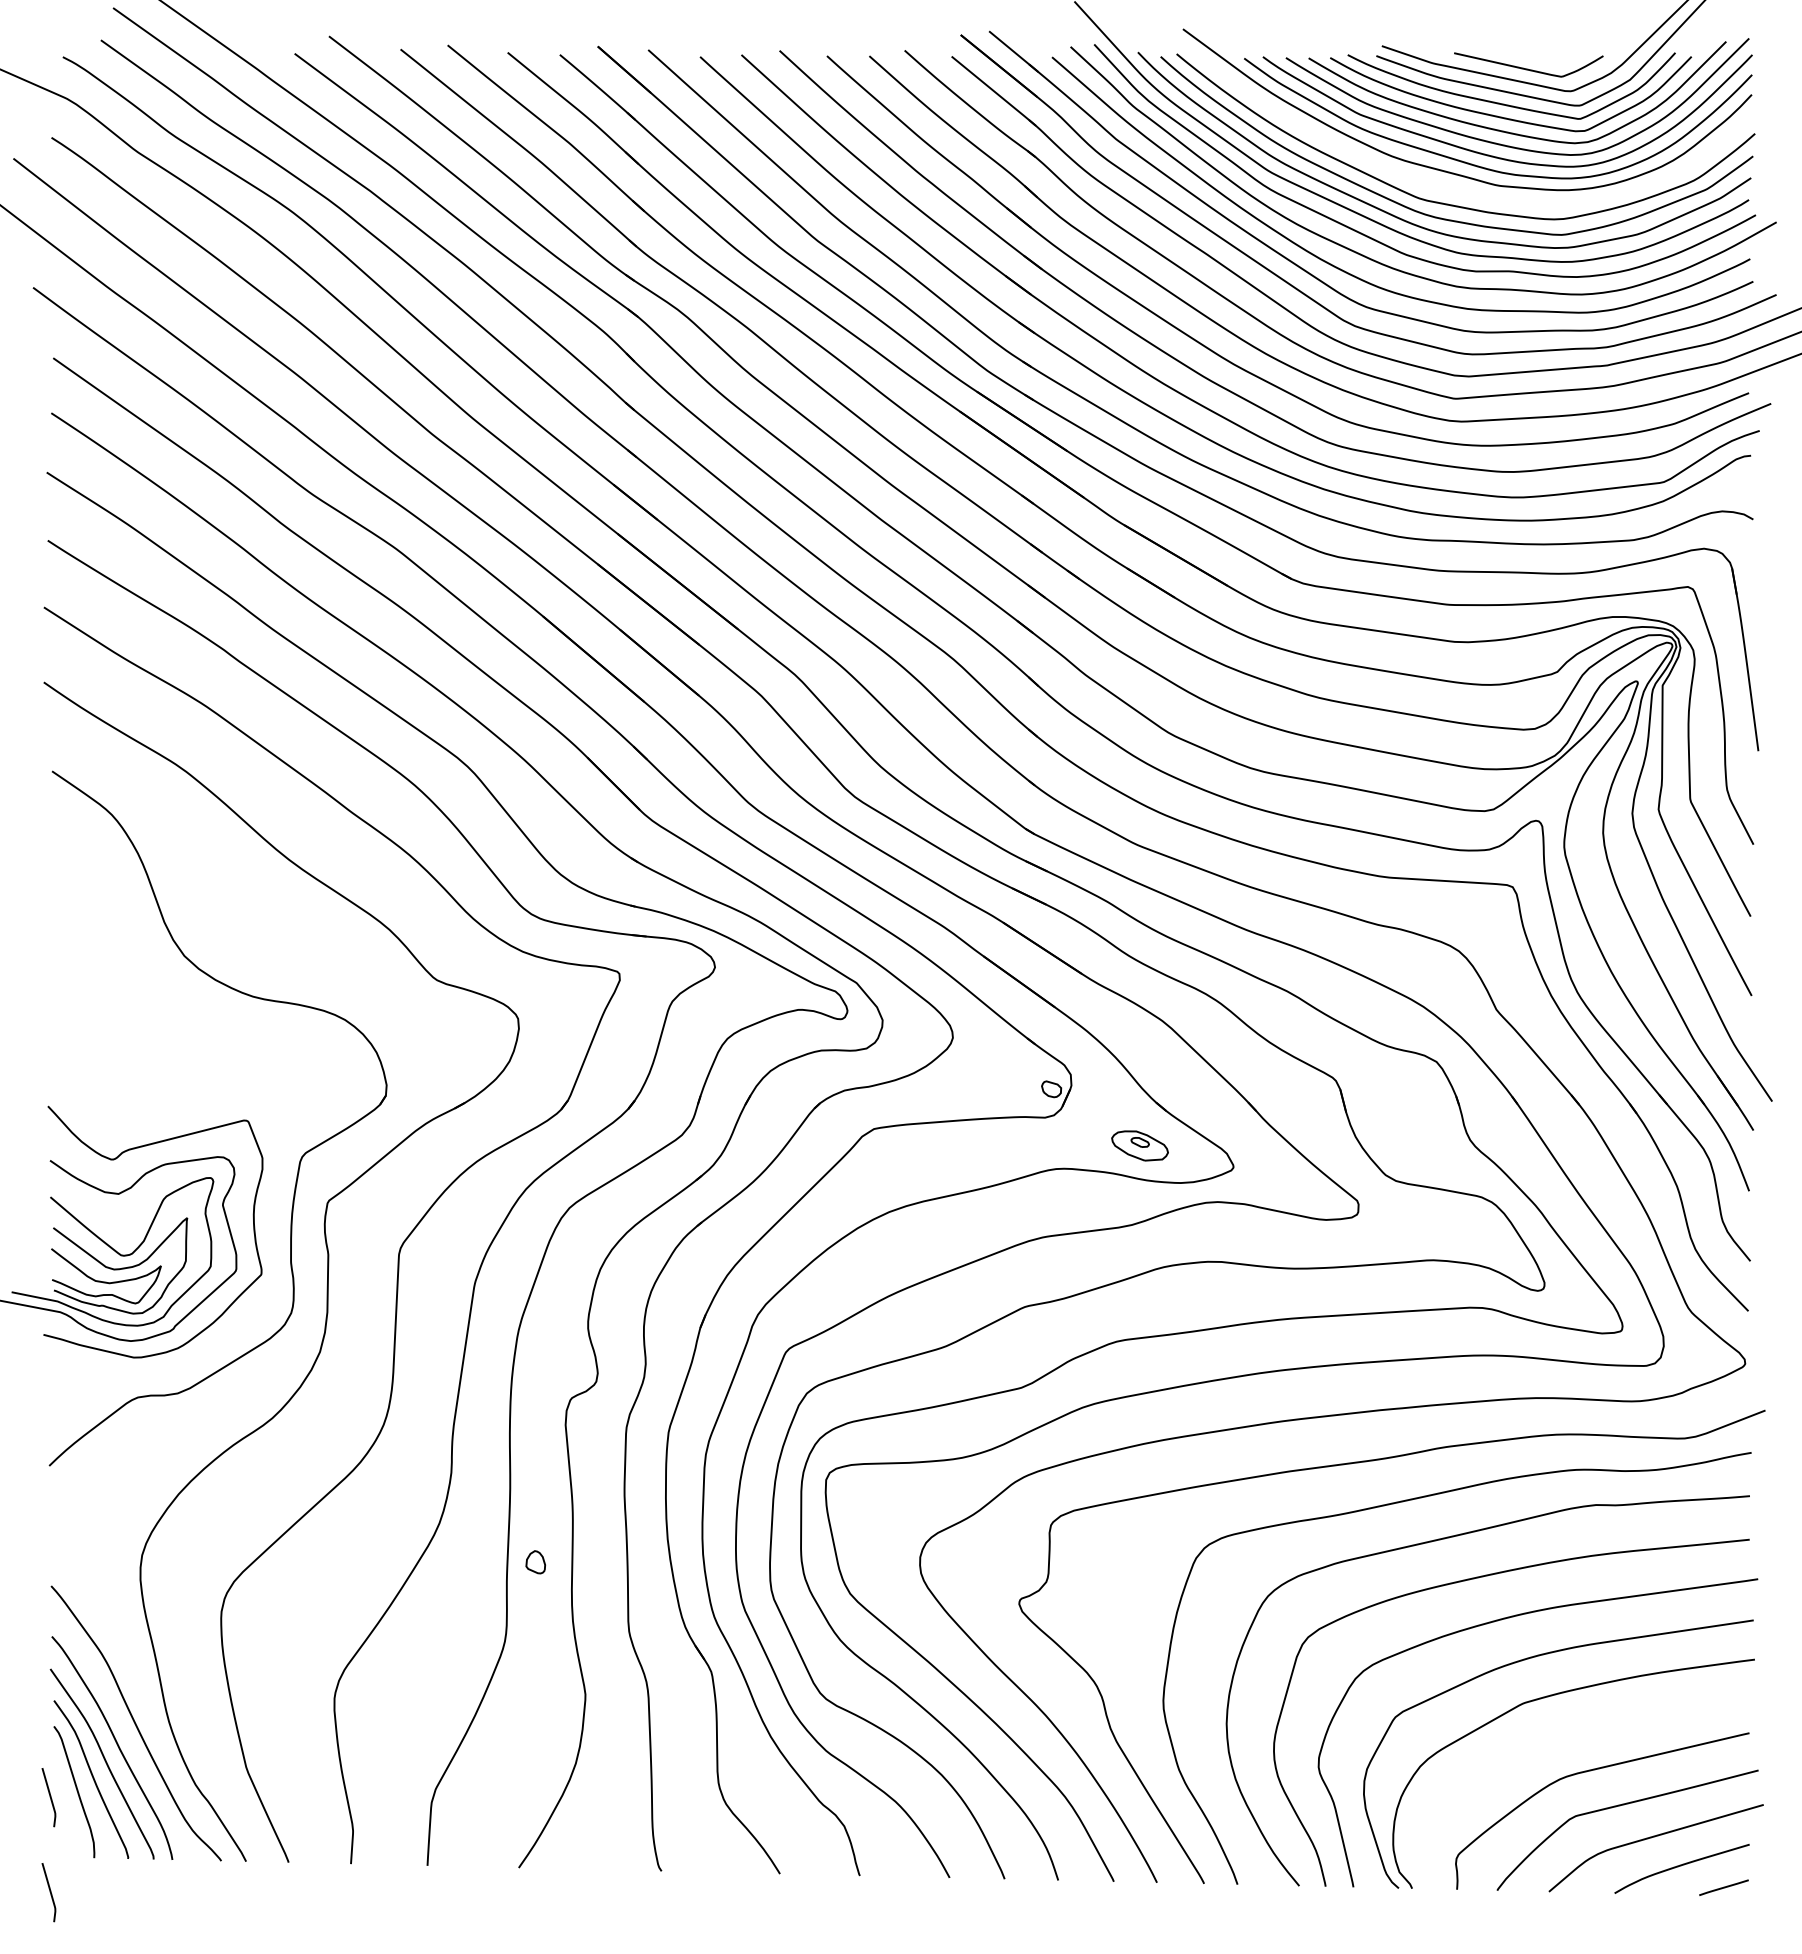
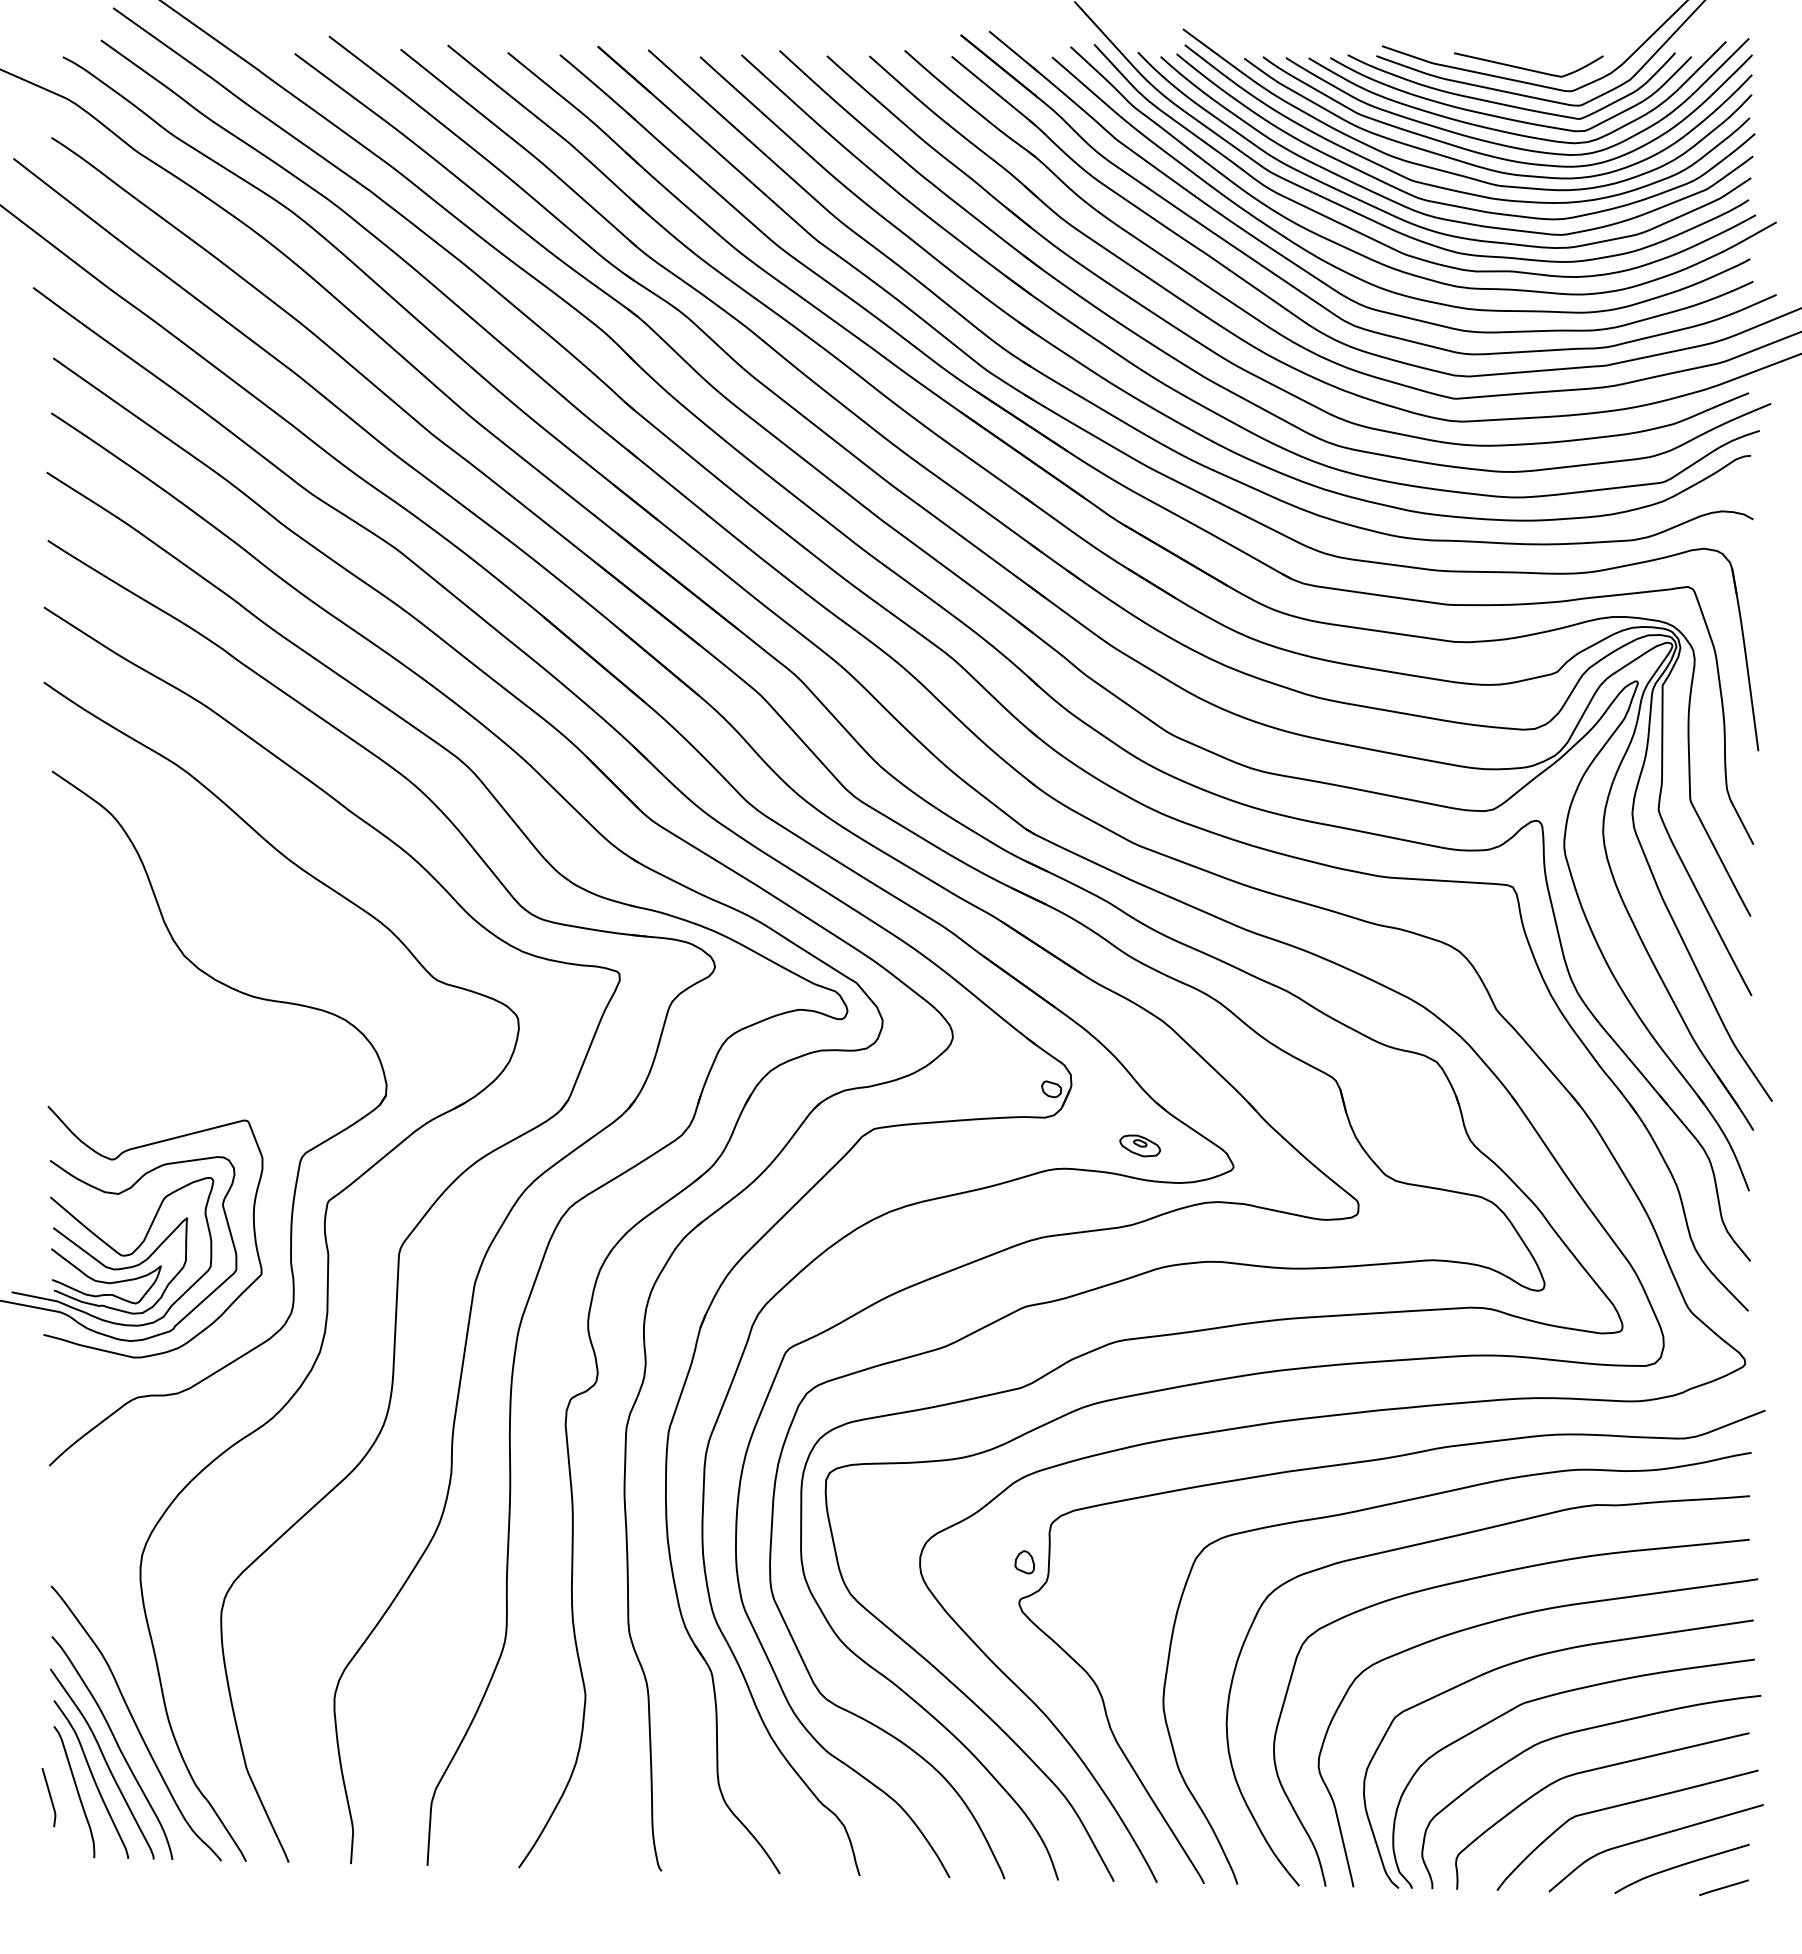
curve: none -> present (1450, 188)
part size: 58x32 px -> 43x24 px (1140, 1145)
part position: (535, 1562) -> (1024, 1562) (1024, 1562)
curve: none -> present (1577, 1732)
line: present -> none (49, 1892)
